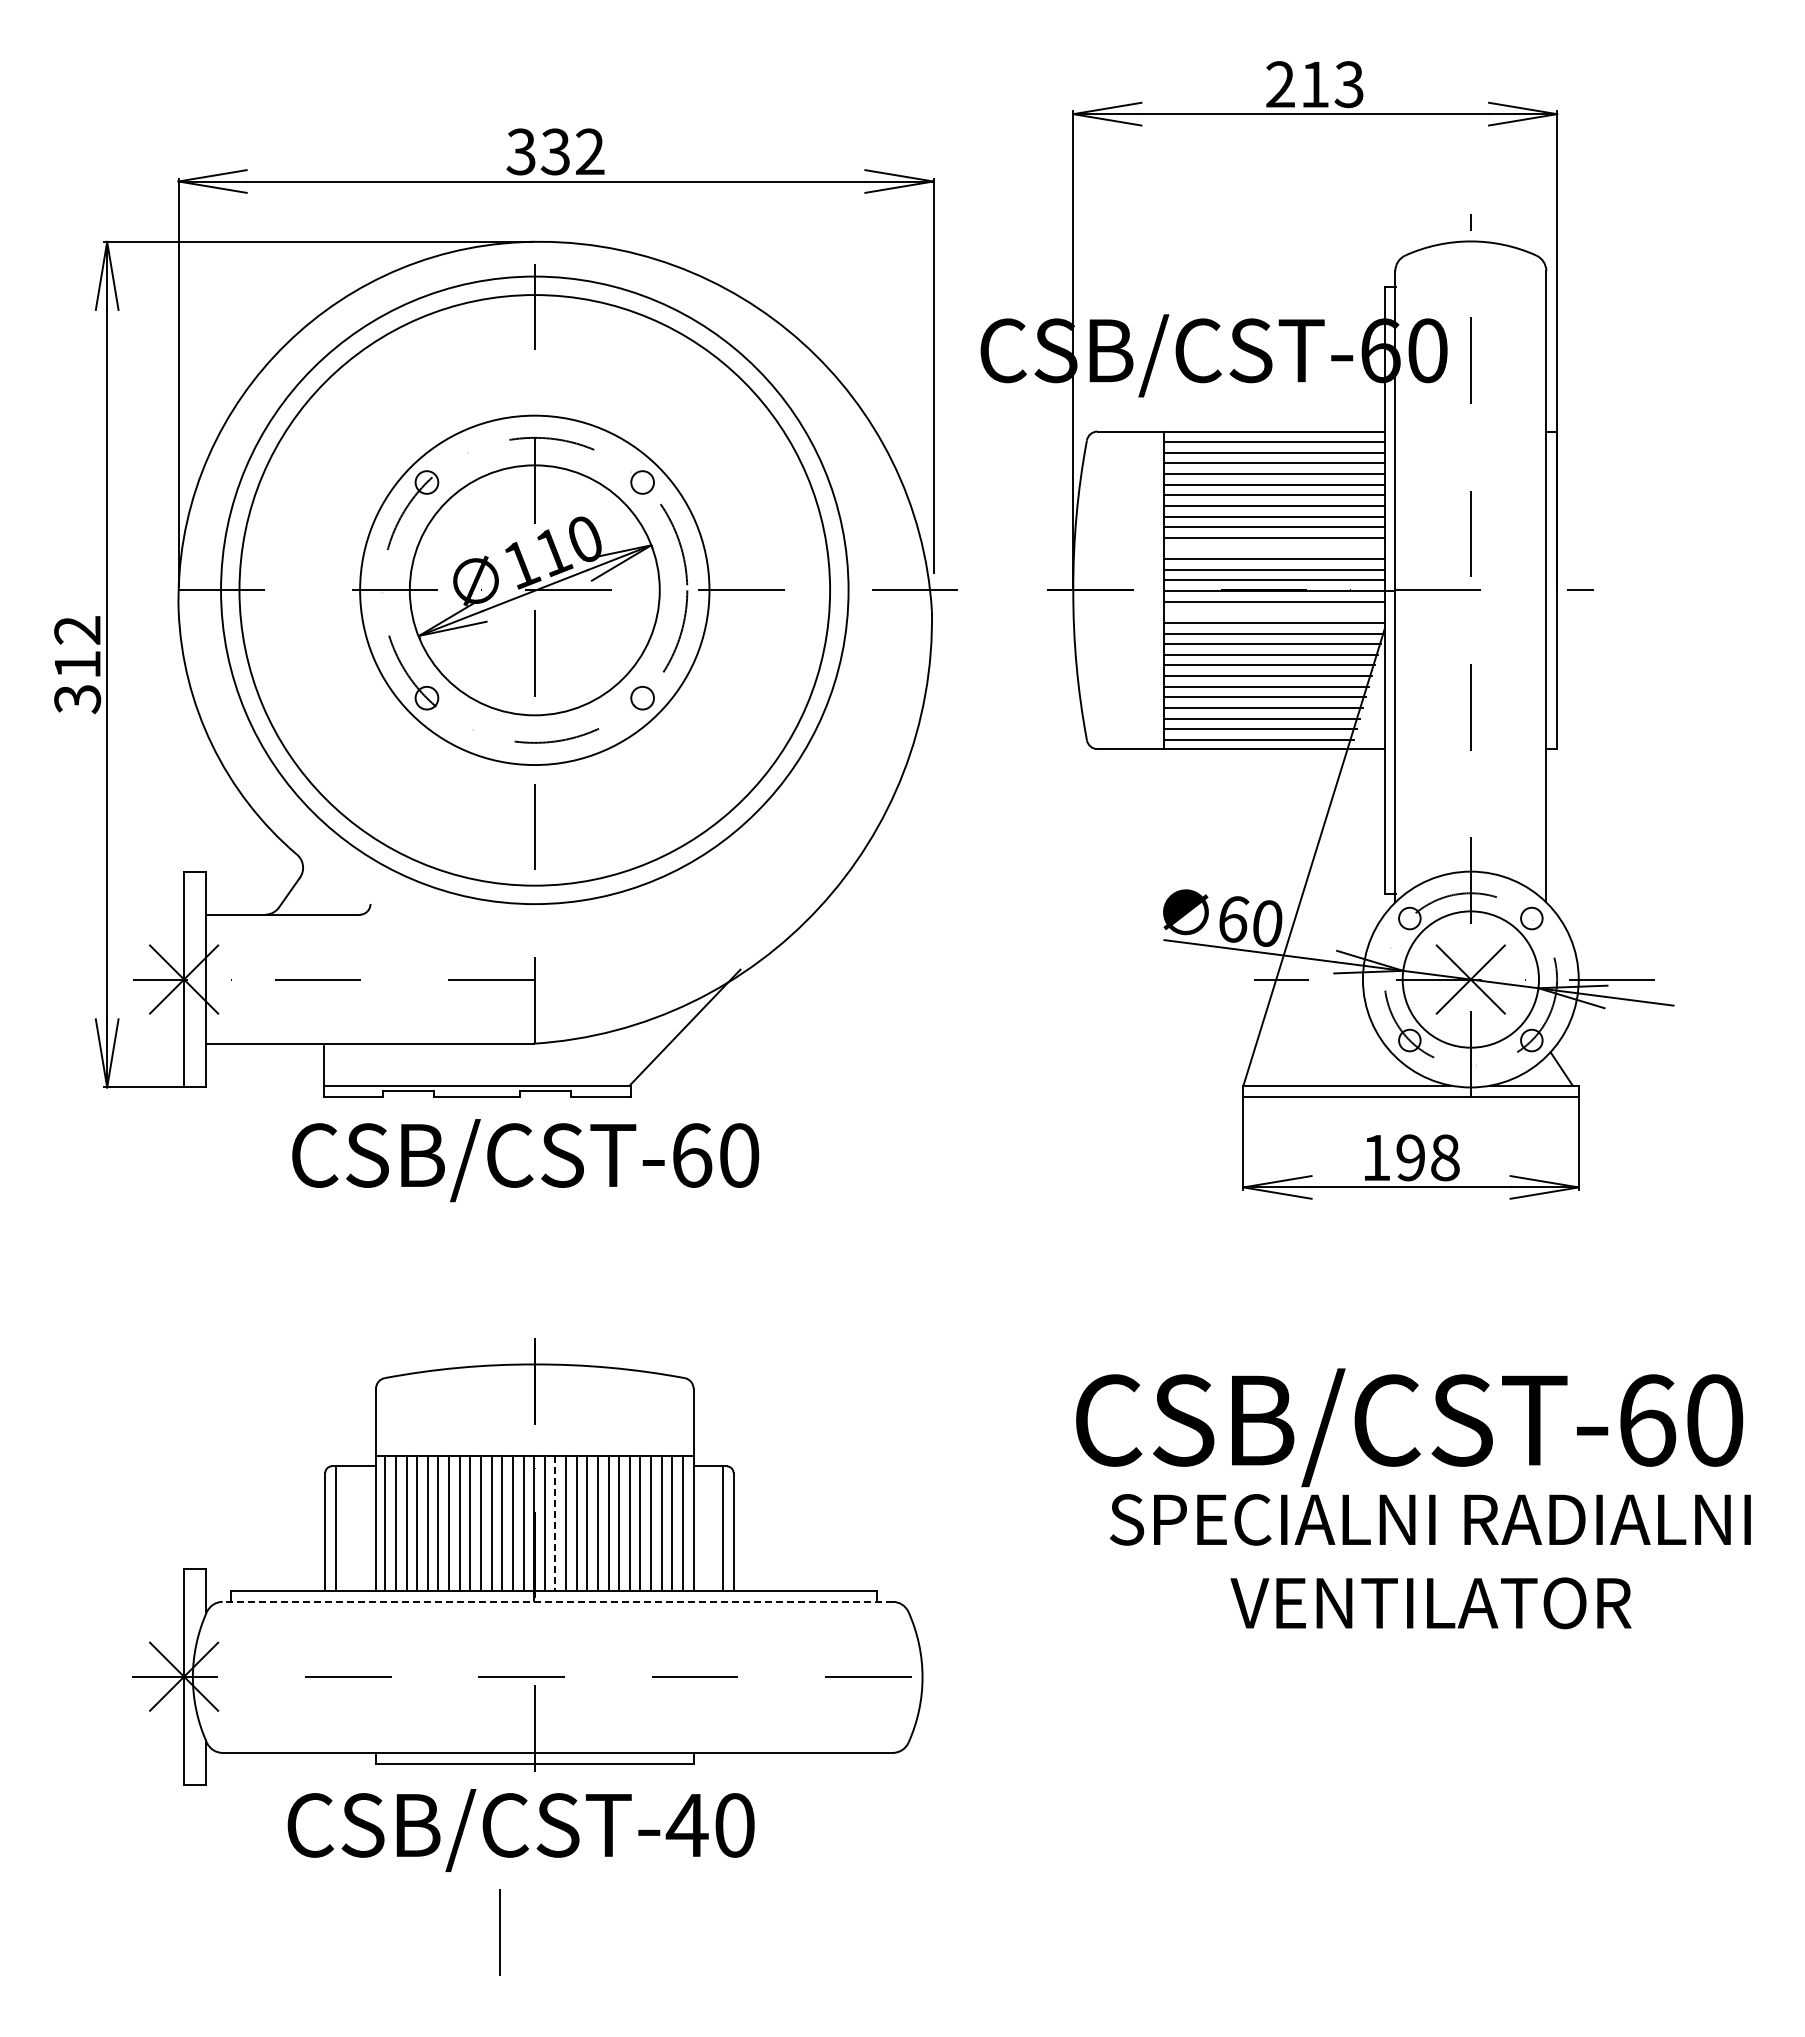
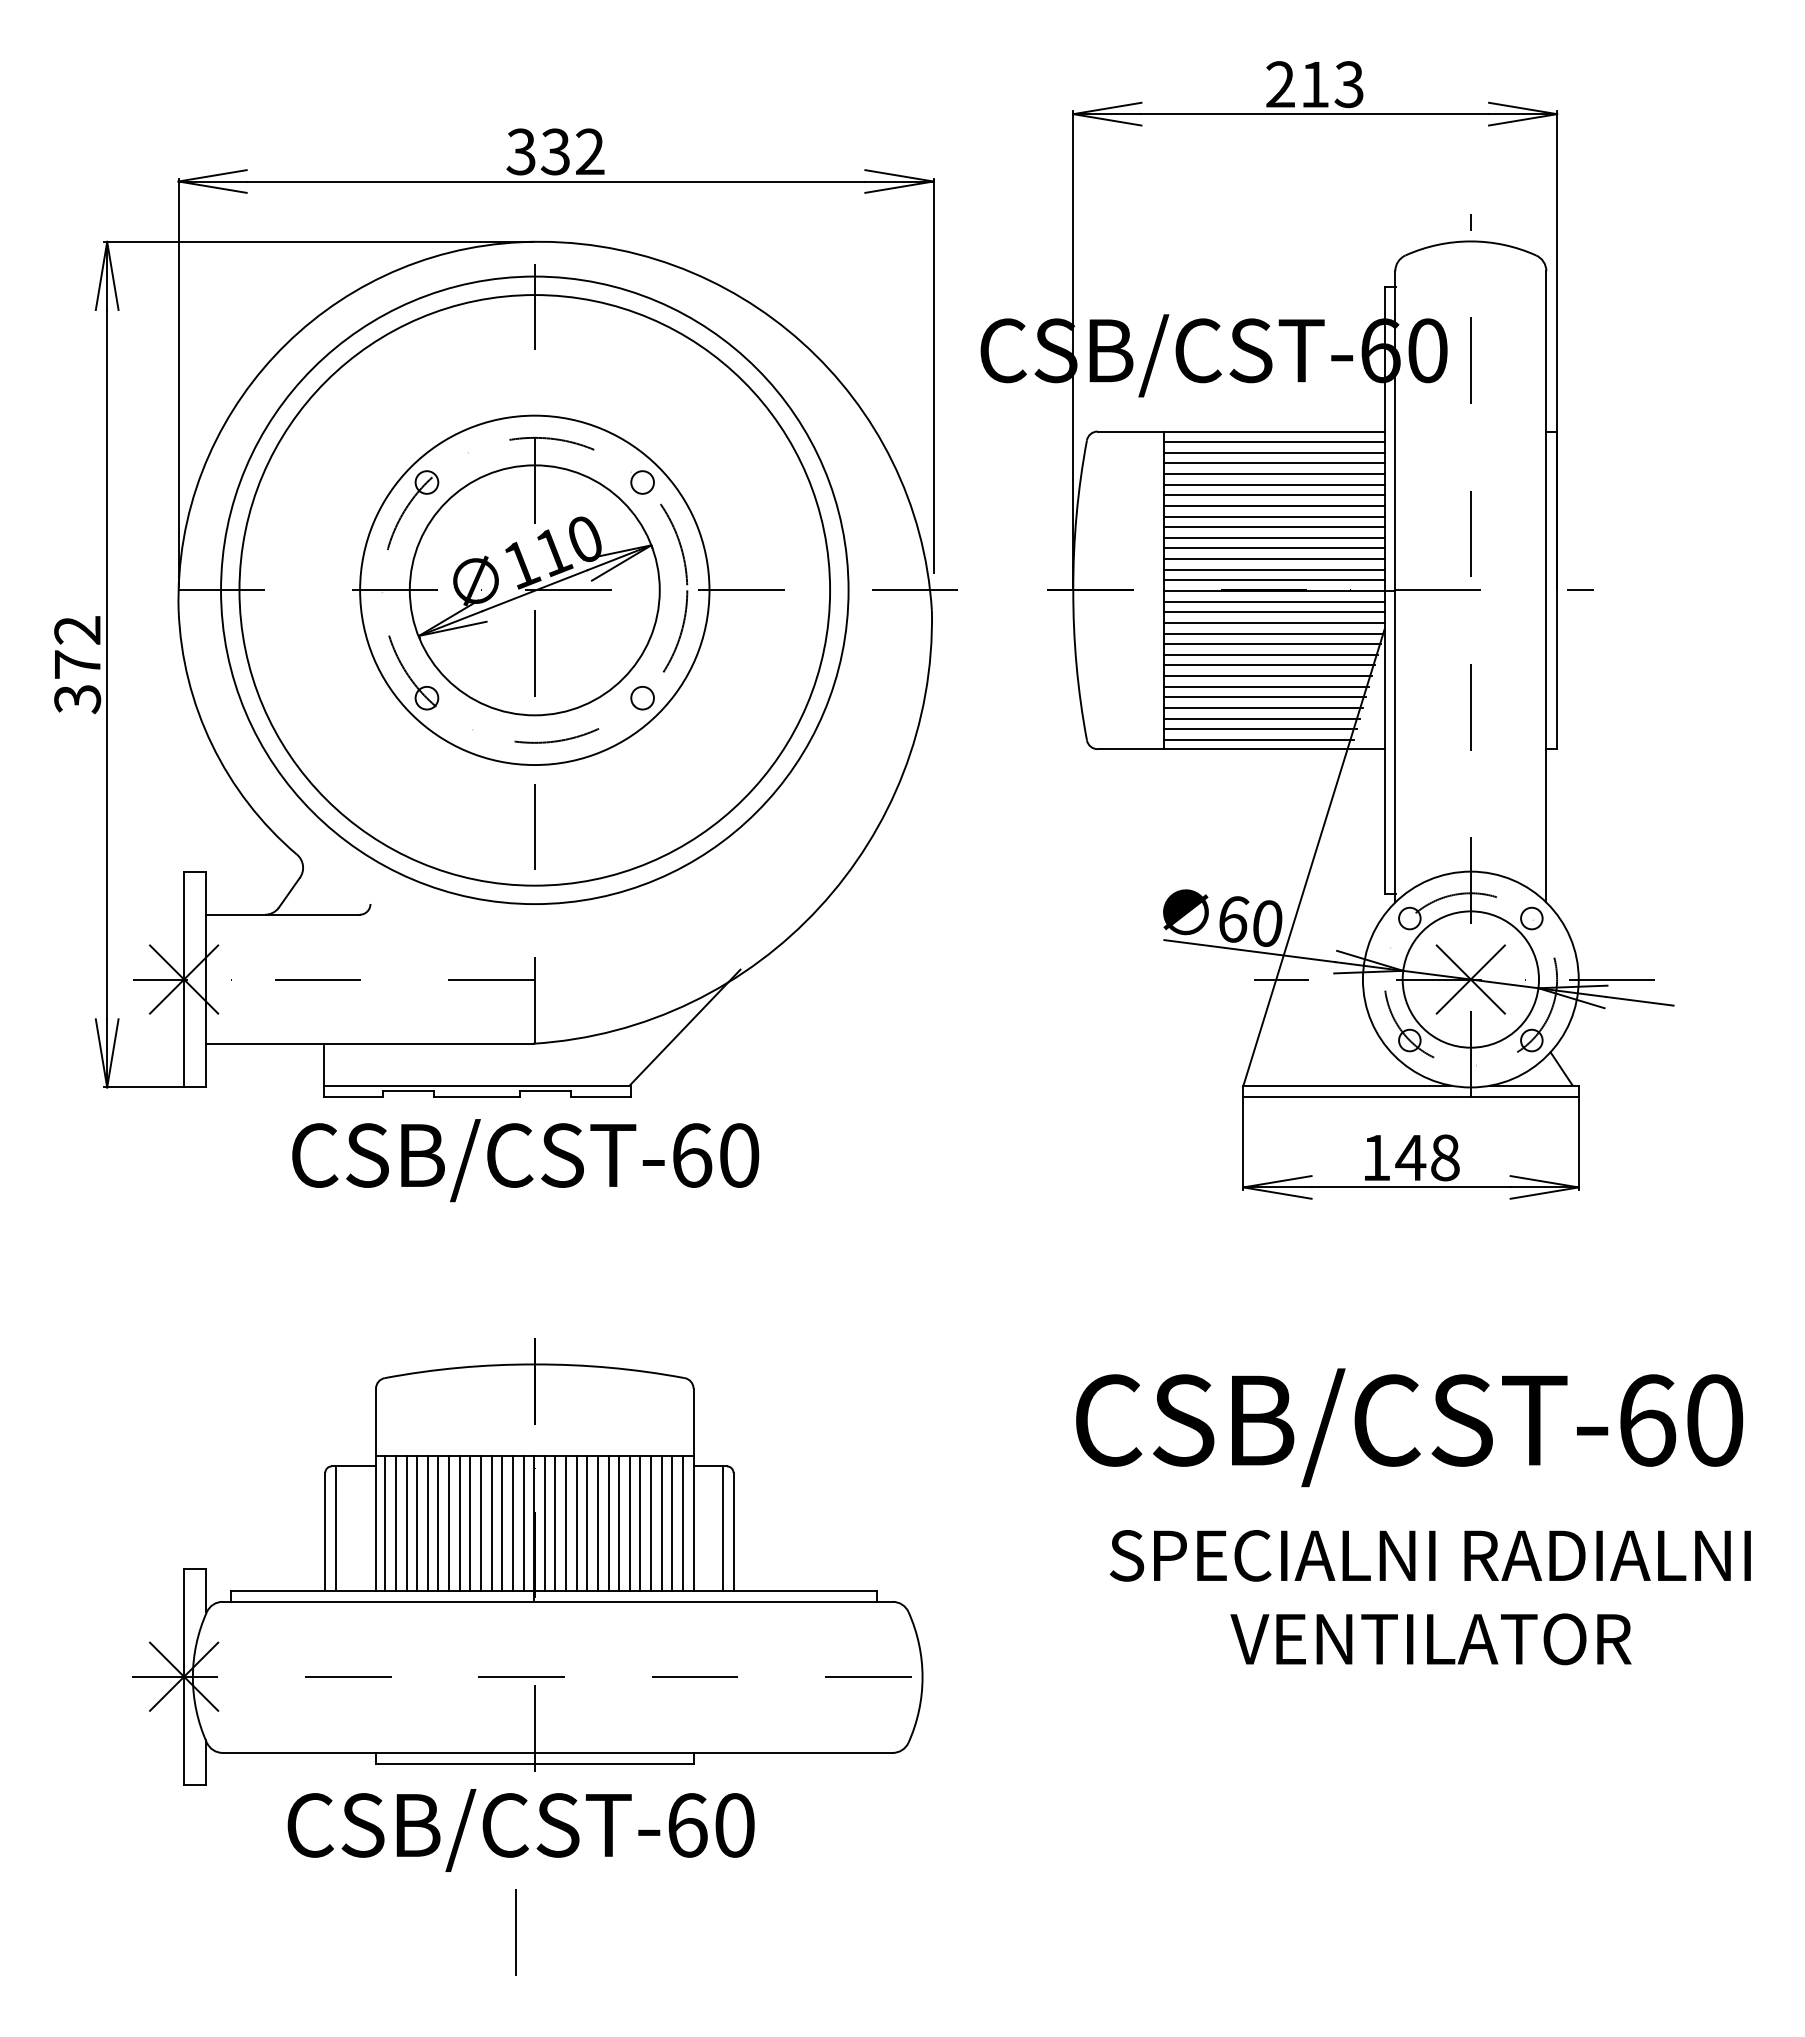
line: none -> present (1273, 548)
line: none -> present (1273, 612)
text: 312 -> 372 (77, 664)
text: 198 -> 148 (1410, 1157)
line: dashed -> solid (555, 1523)
text position: (1429, 1561) -> (1429, 1597) (1429, 1597)
line: dashed -> solid (557, 1601)
text: CSB/CST-40 -> CSB/CST-60 (686, 1825)
line position: (499, 1932) -> (515, 1932) (515, 1932)
